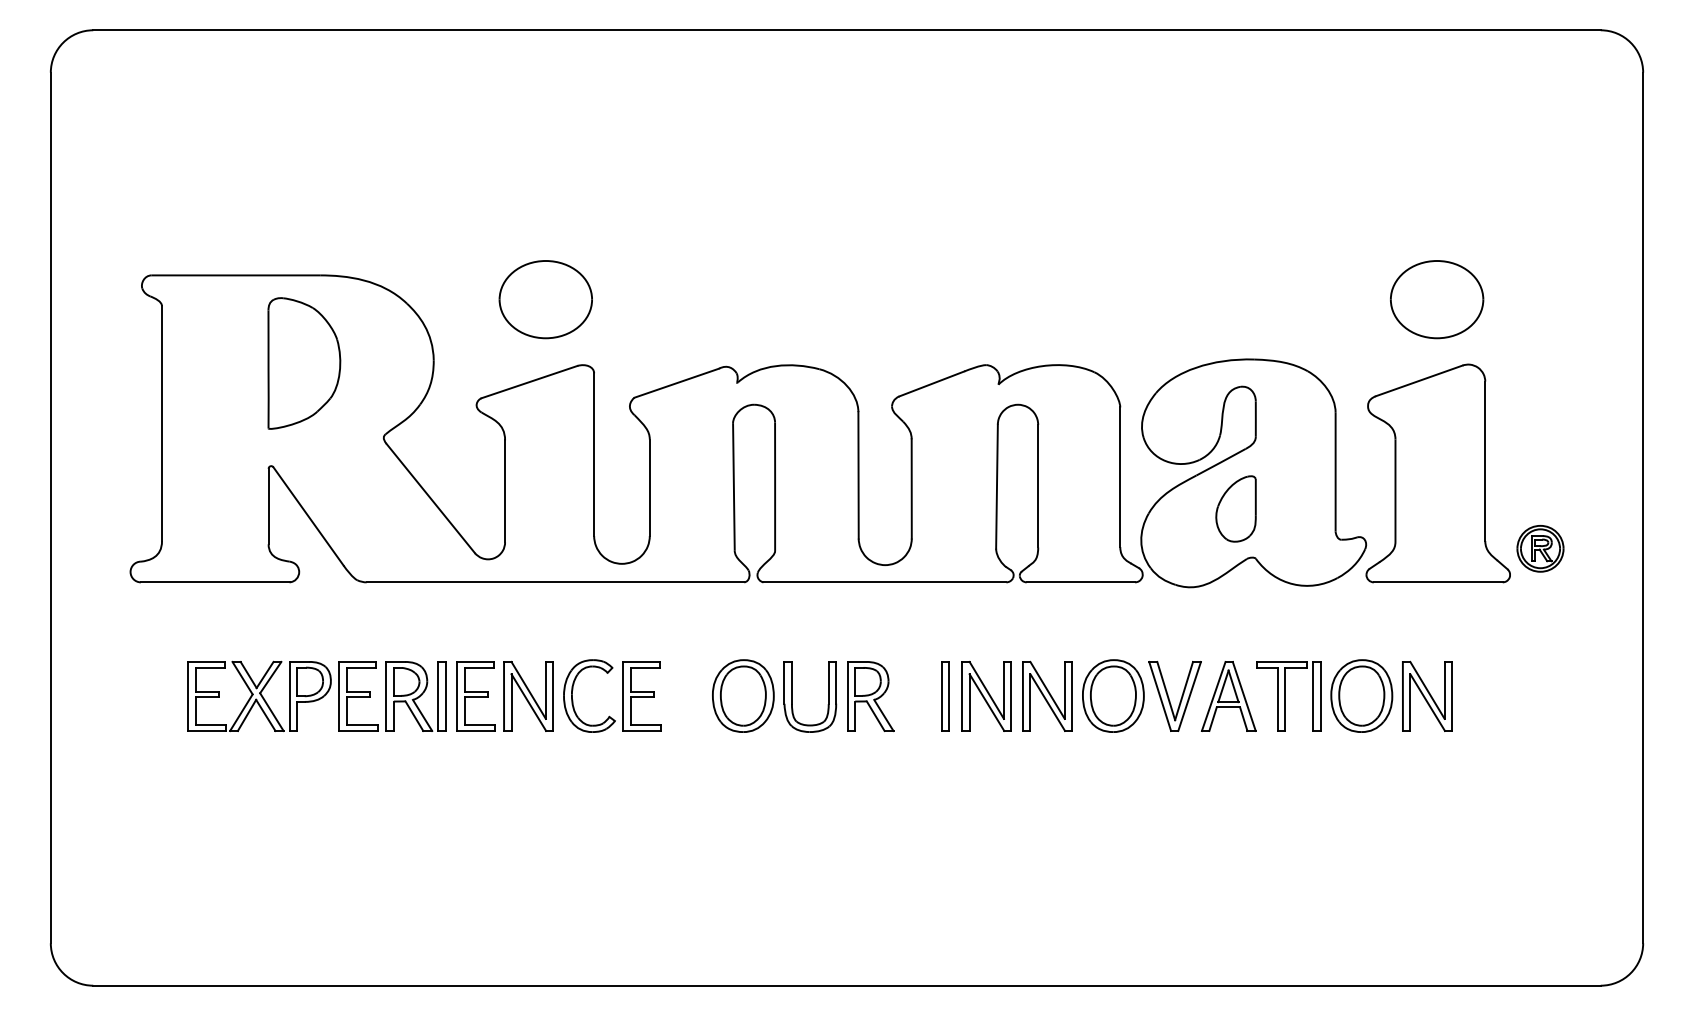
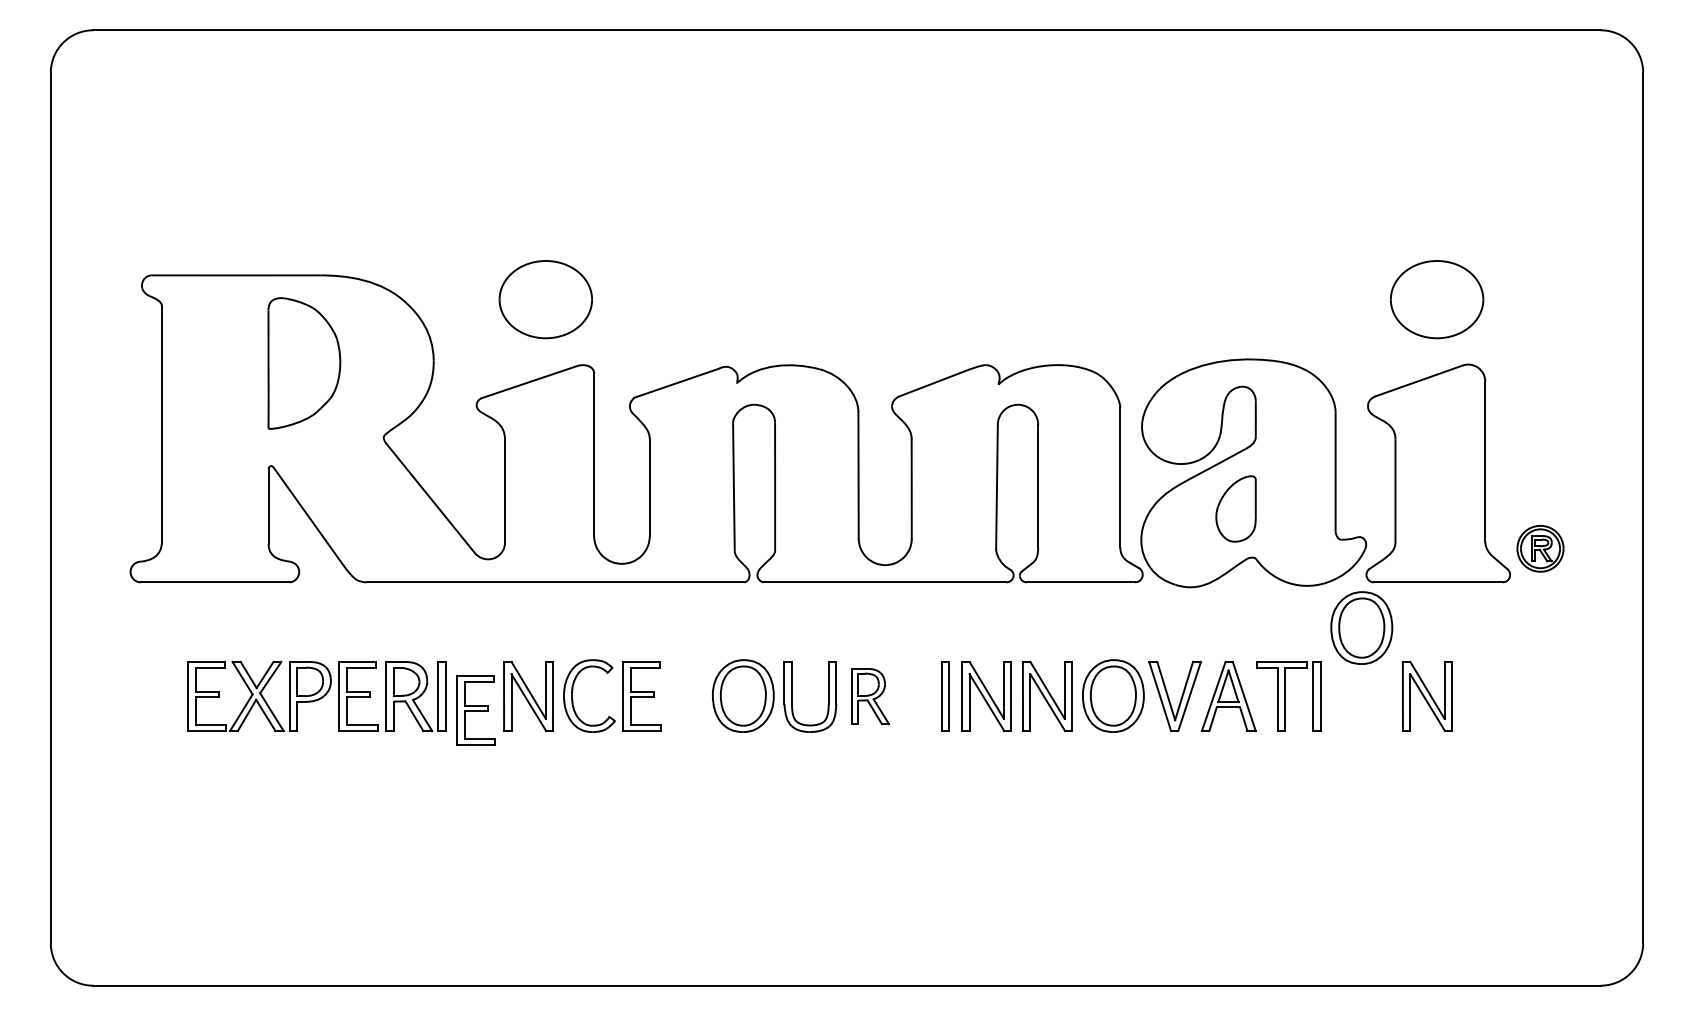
part position: (1361, 695) -> (1361, 627) (1361, 627)
part position: (475, 696) -> (475, 710) (475, 710)
part size: 48x71 px -> 40x58 px (870, 696)
